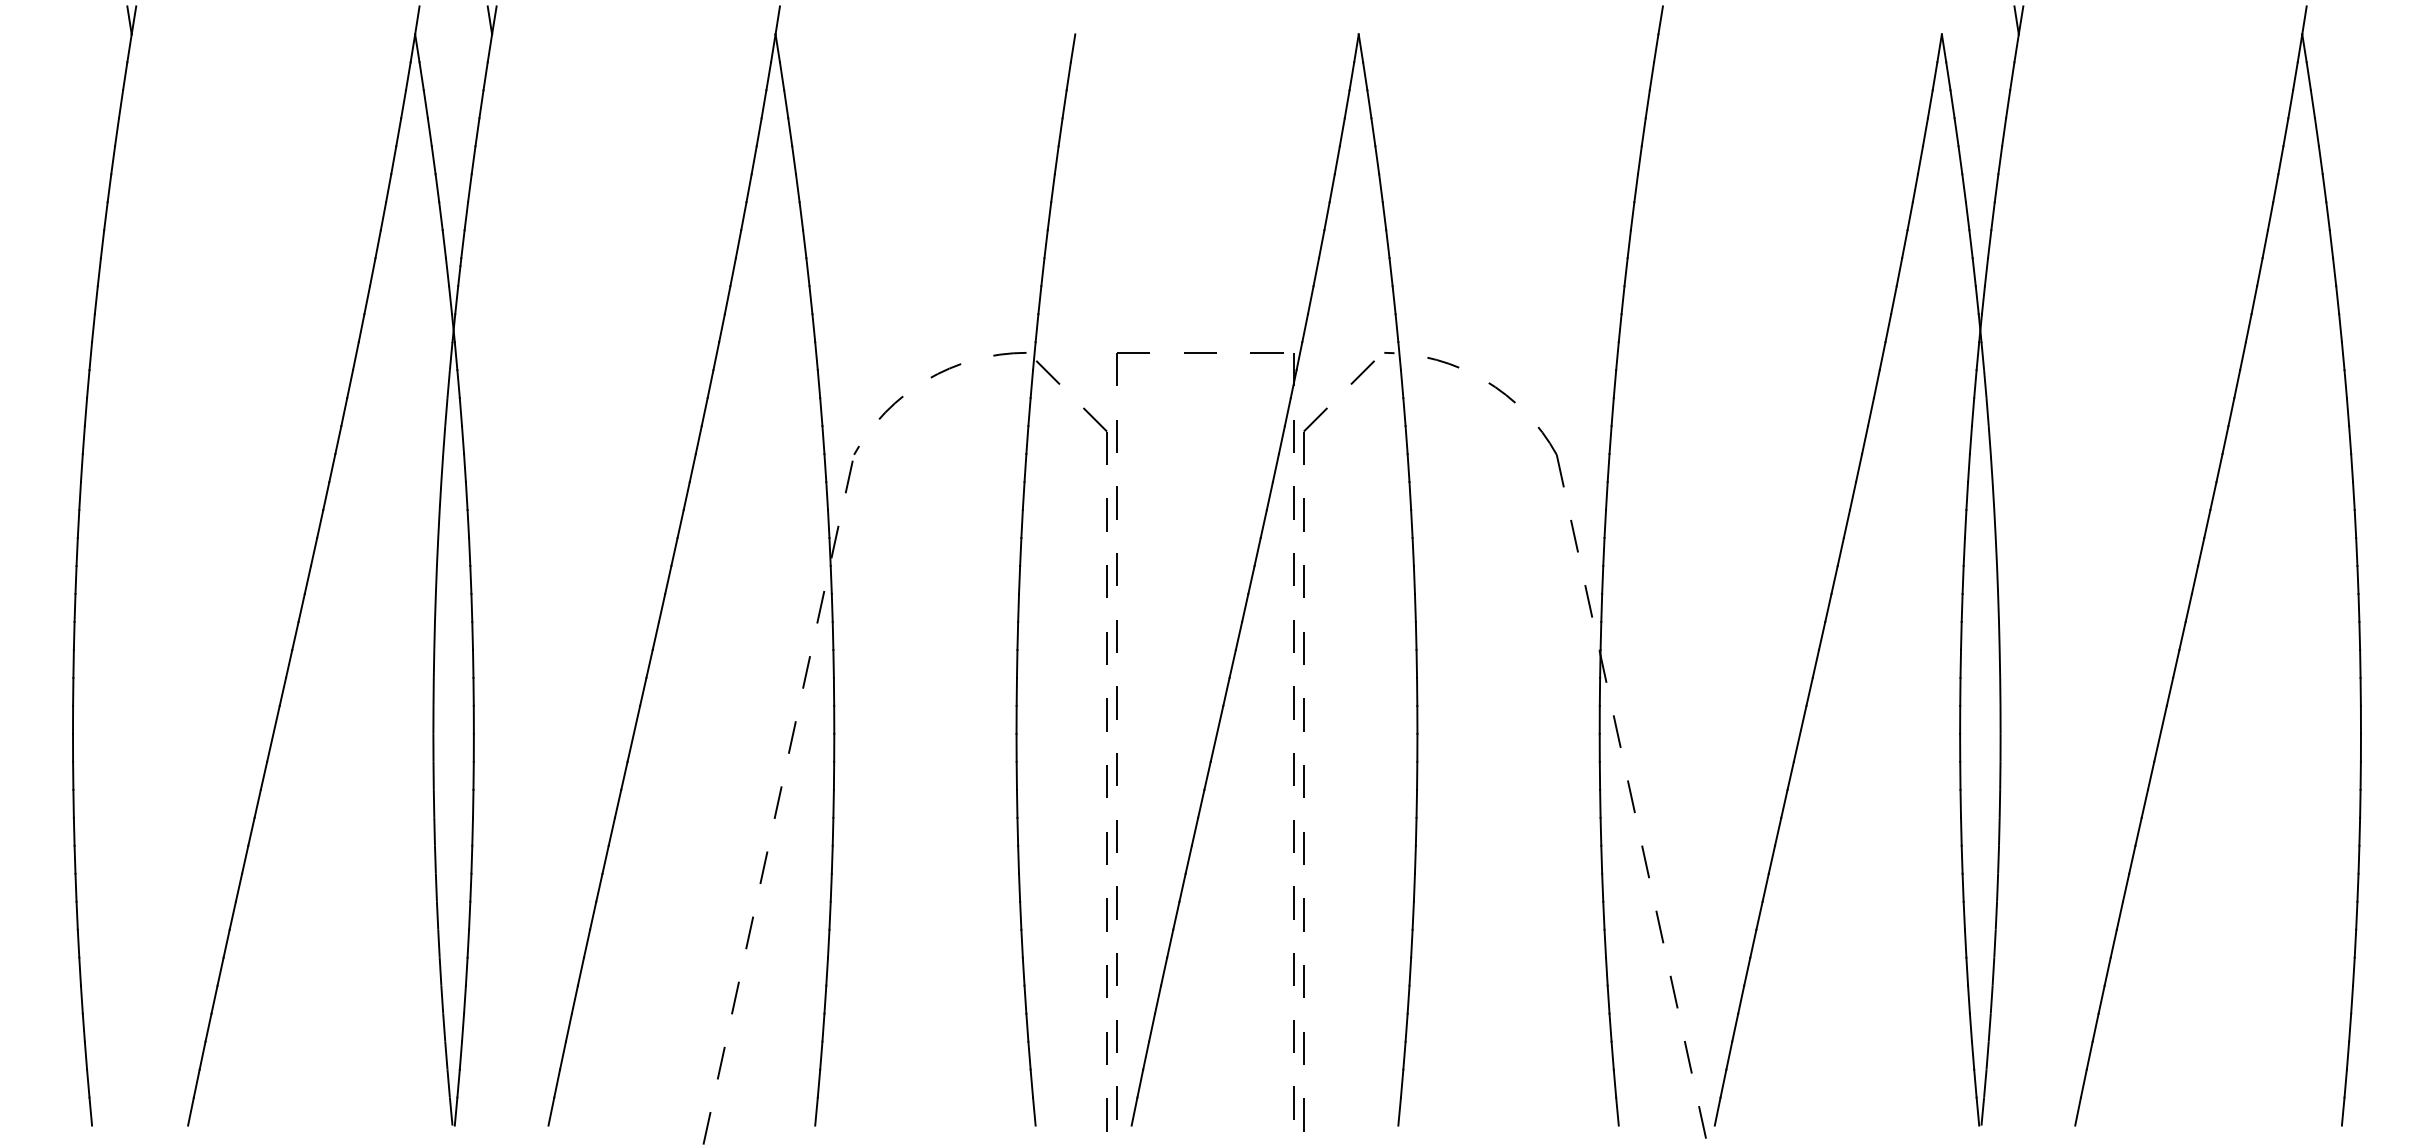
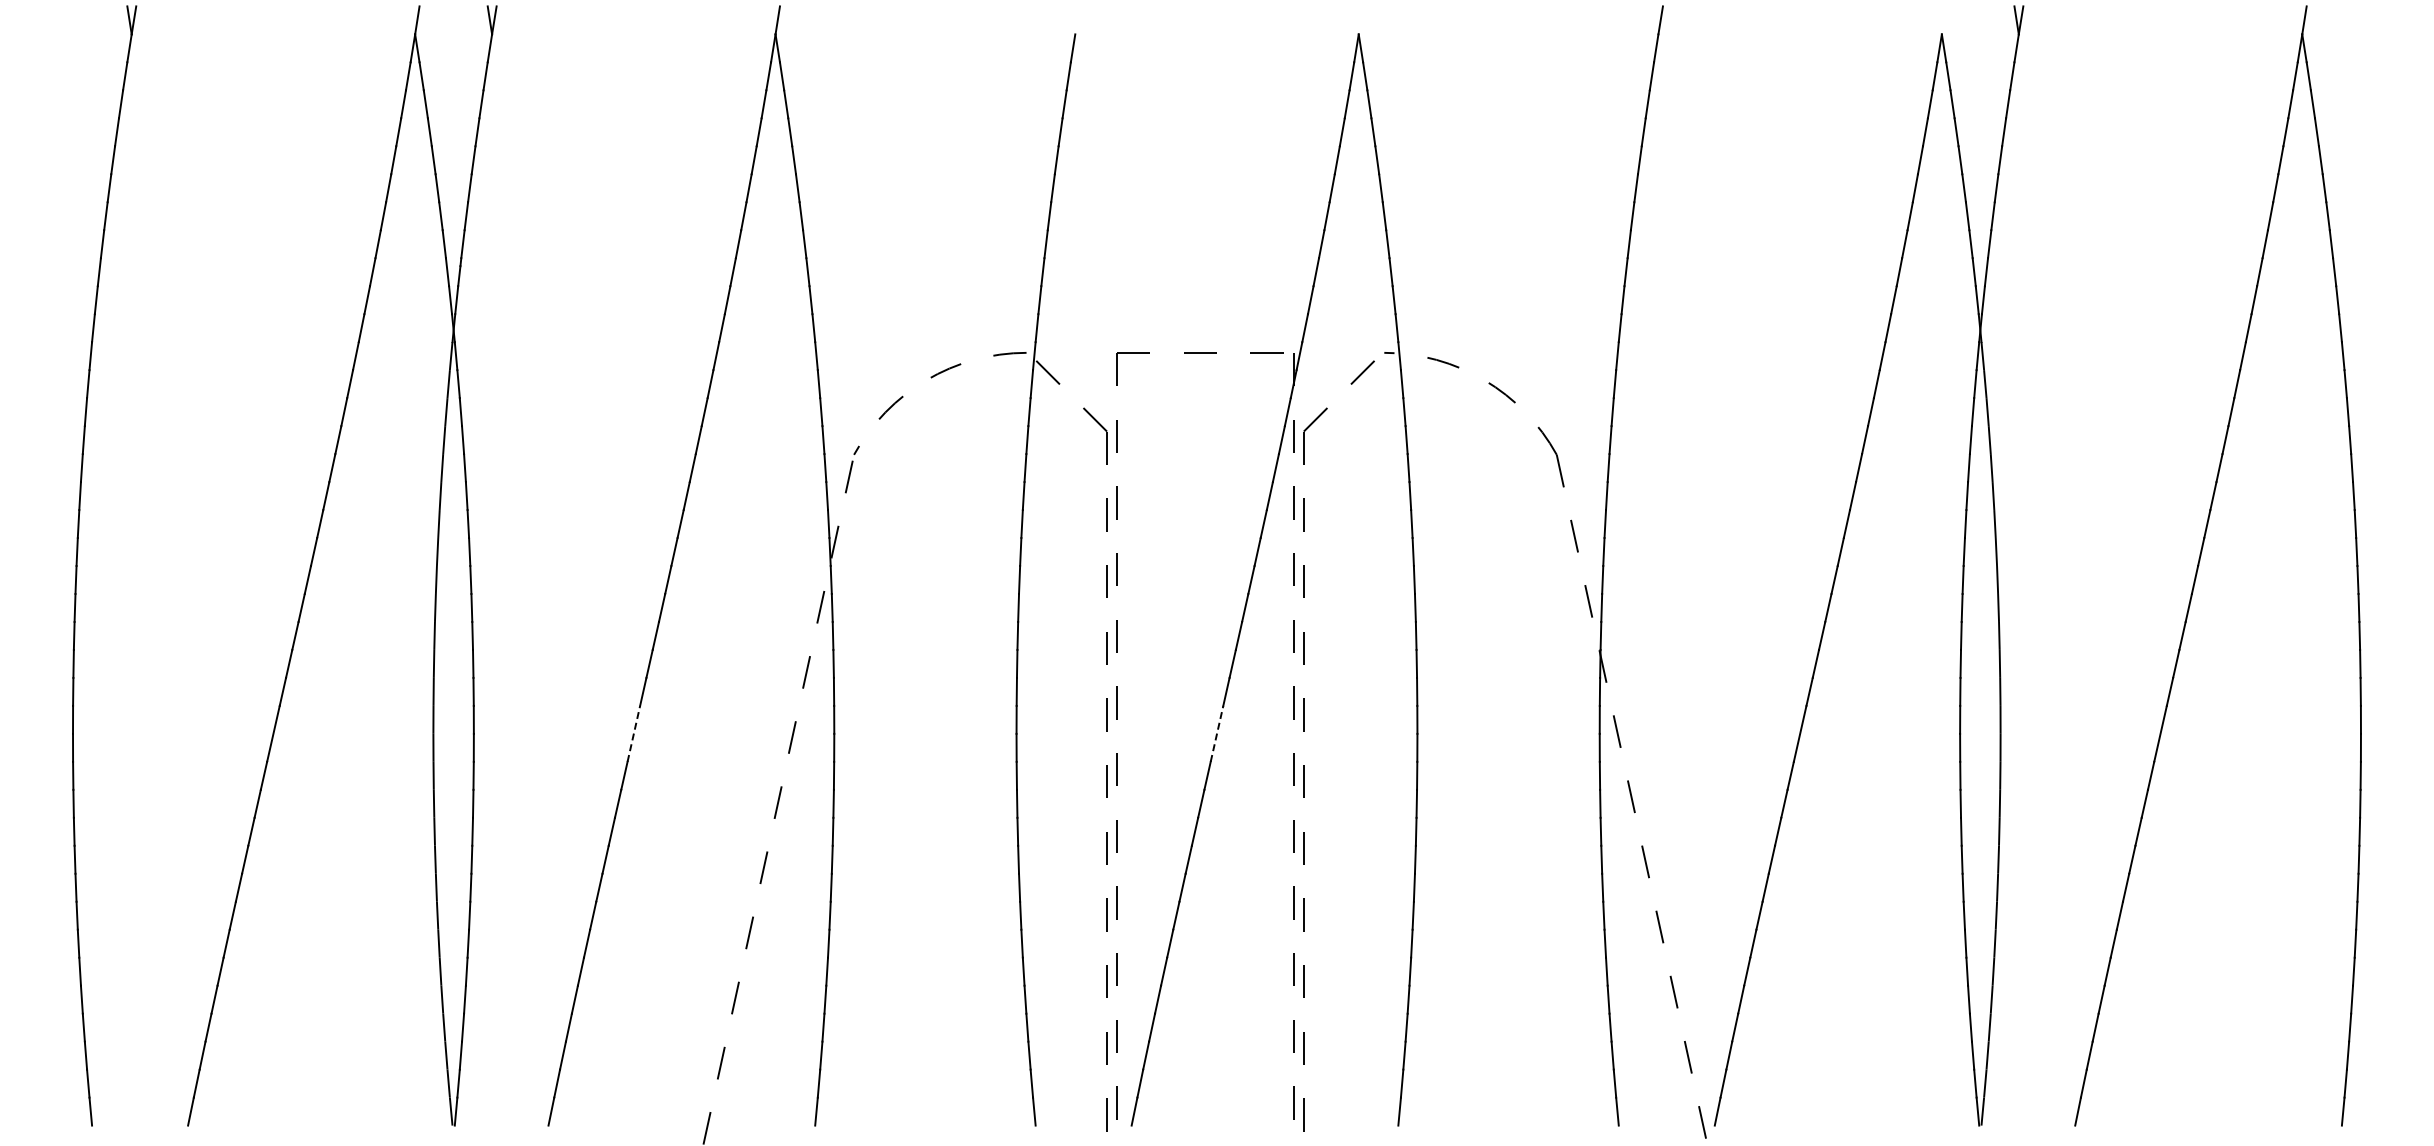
line: solid -> dashed (633, 733)
line: solid -> dashed (1217, 733)
